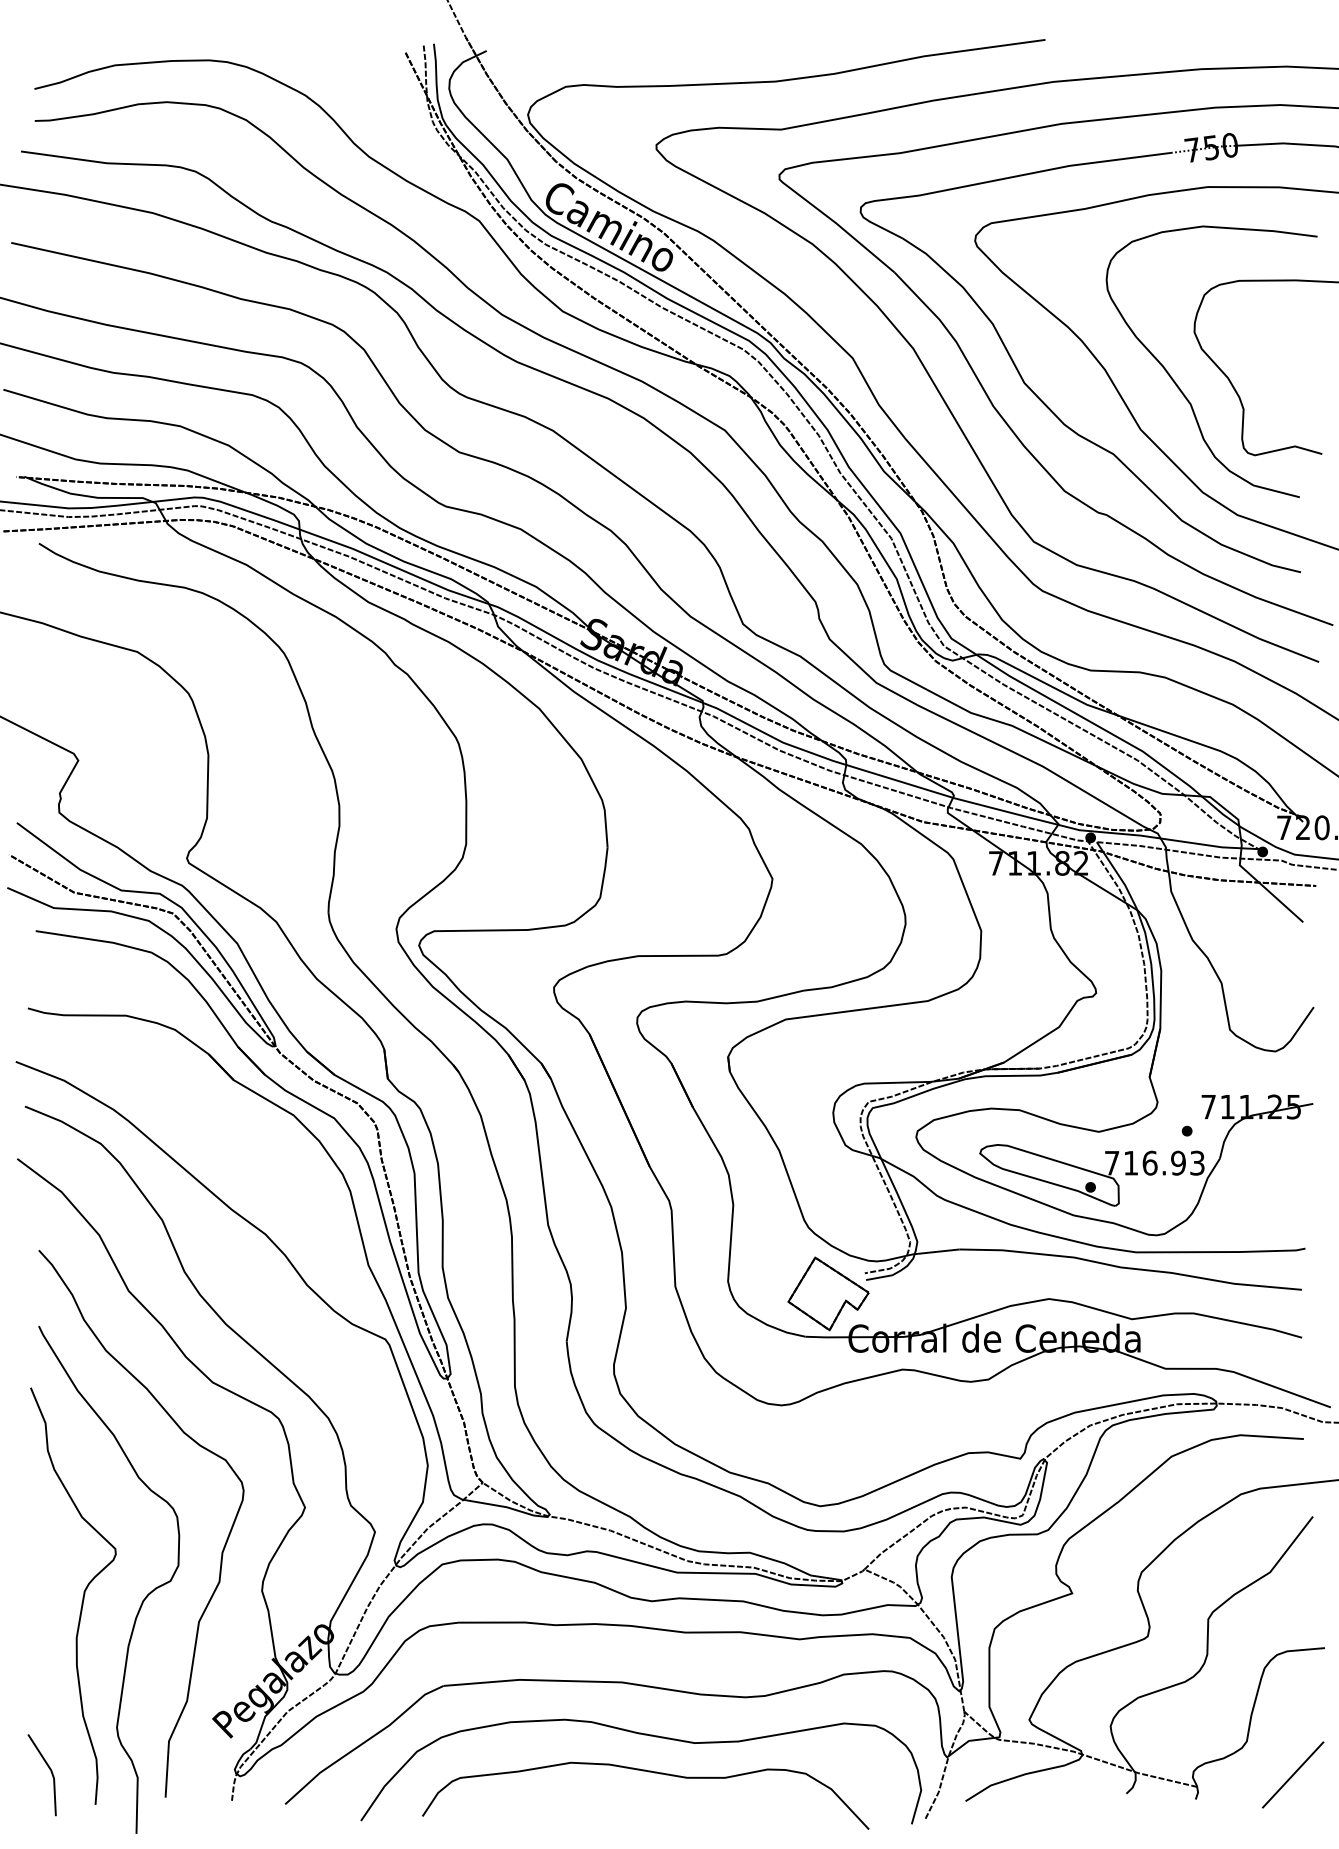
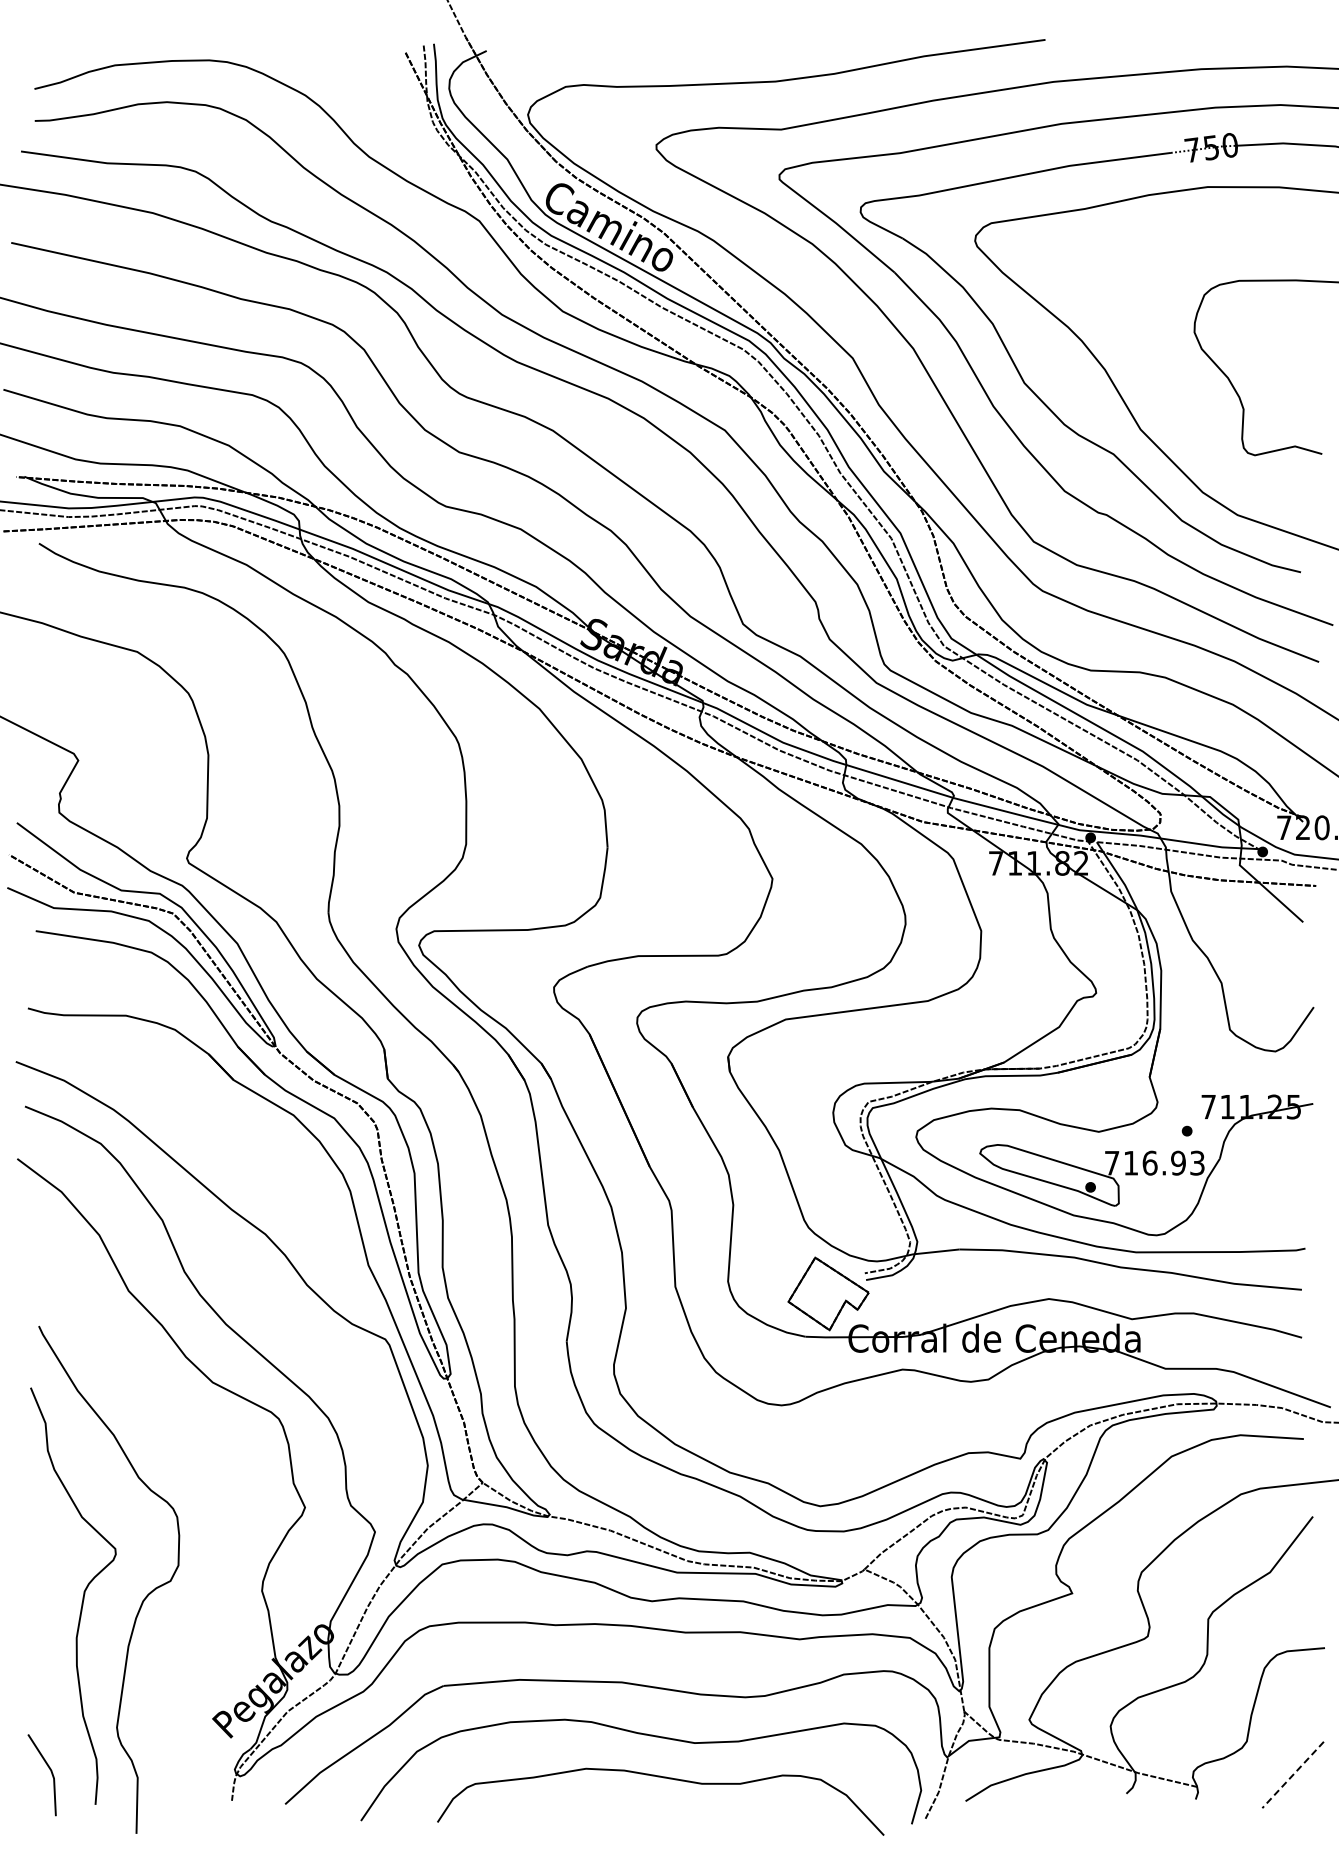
curve: present -> none (1178, 385)
curve: present -> none (222, 1549)
curve position: (648, 1772) -> (663, 1778) (663, 1778)
line: solid -> dashed (1292, 1775)
